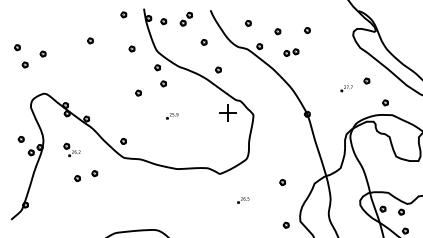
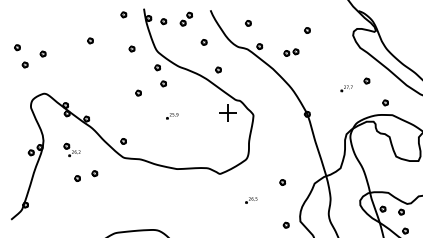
part: present -> none (277, 31)
part: present -> none (20, 139)
part position: (243, 200) -> (251, 200) (251, 200)
